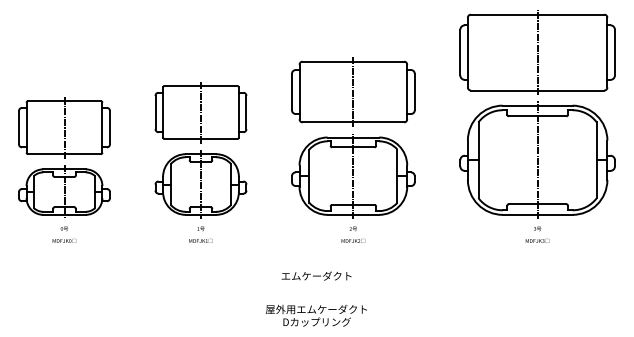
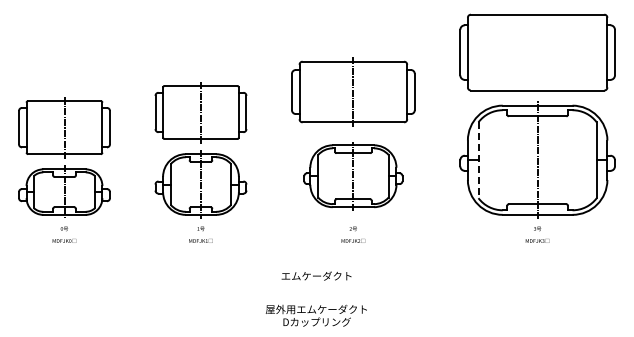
line: present -> none (537, 52)
line: solid -> dashed (478, 160)
part size: 125x85 px -> 101x69 px (353, 176)
